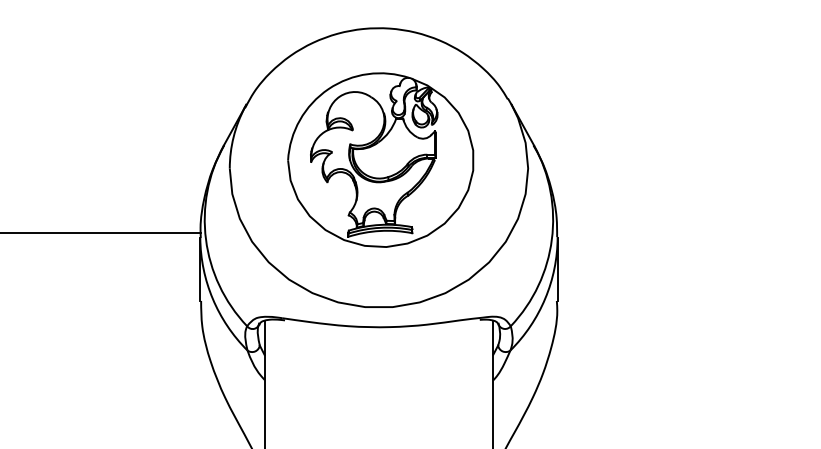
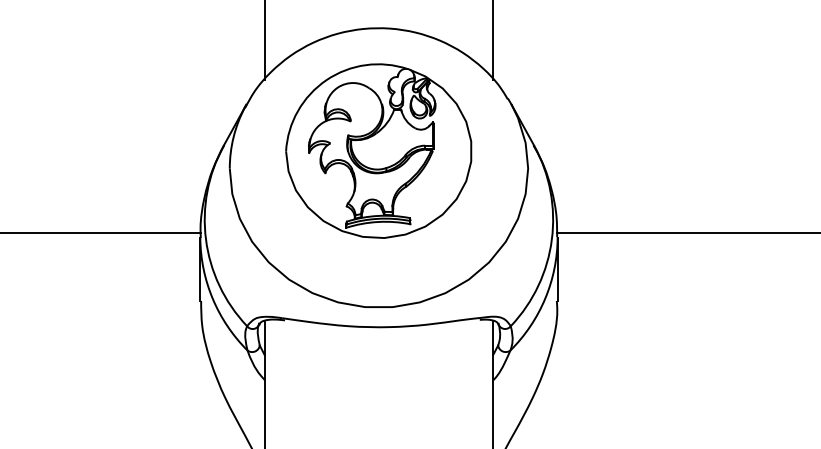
line: none -> present (264, 41)
line: none -> present (493, 41)
part position: (380, 159) -> (378, 150) (378, 150)
line: none -> present (687, 232)
